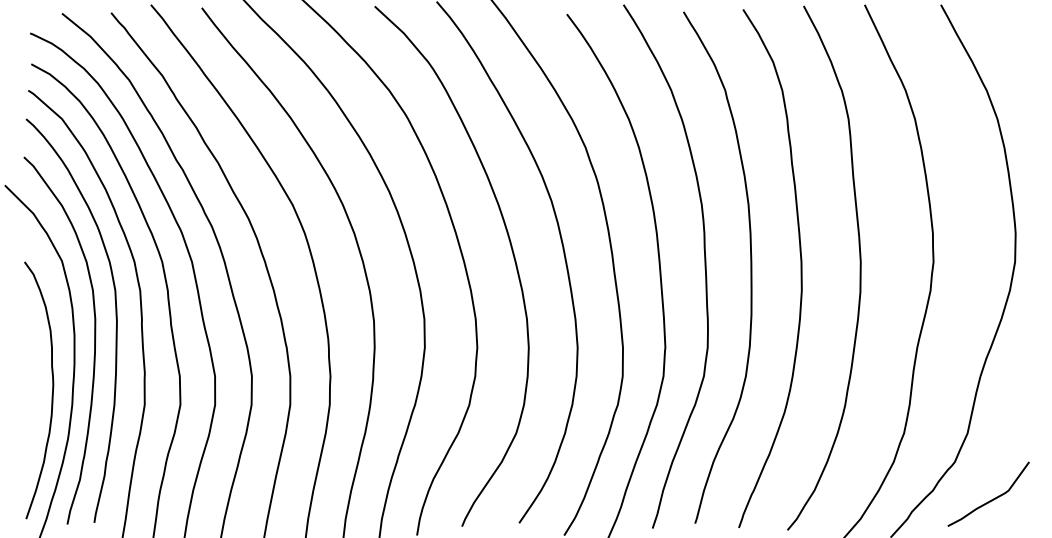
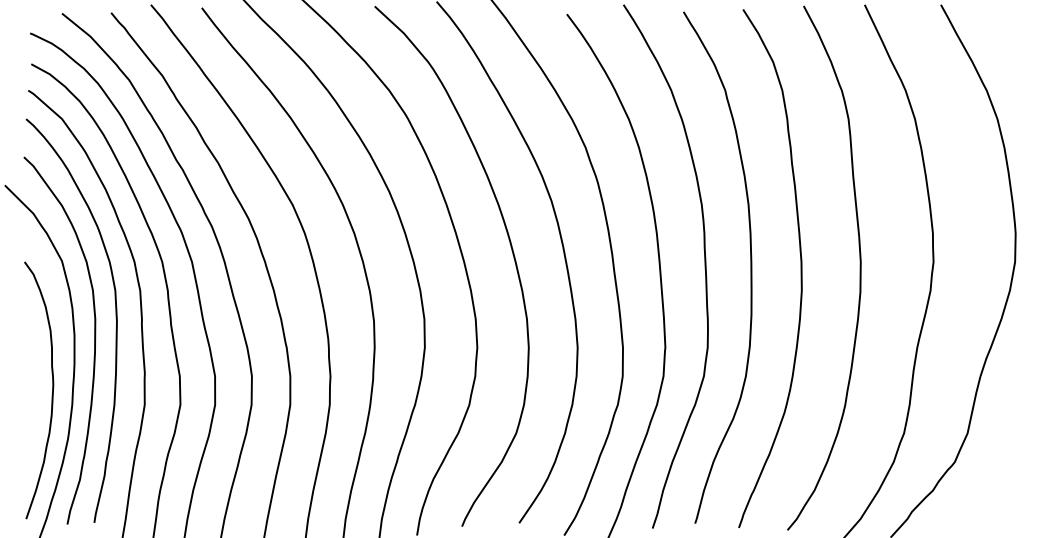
curve: present -> none (991, 499)
